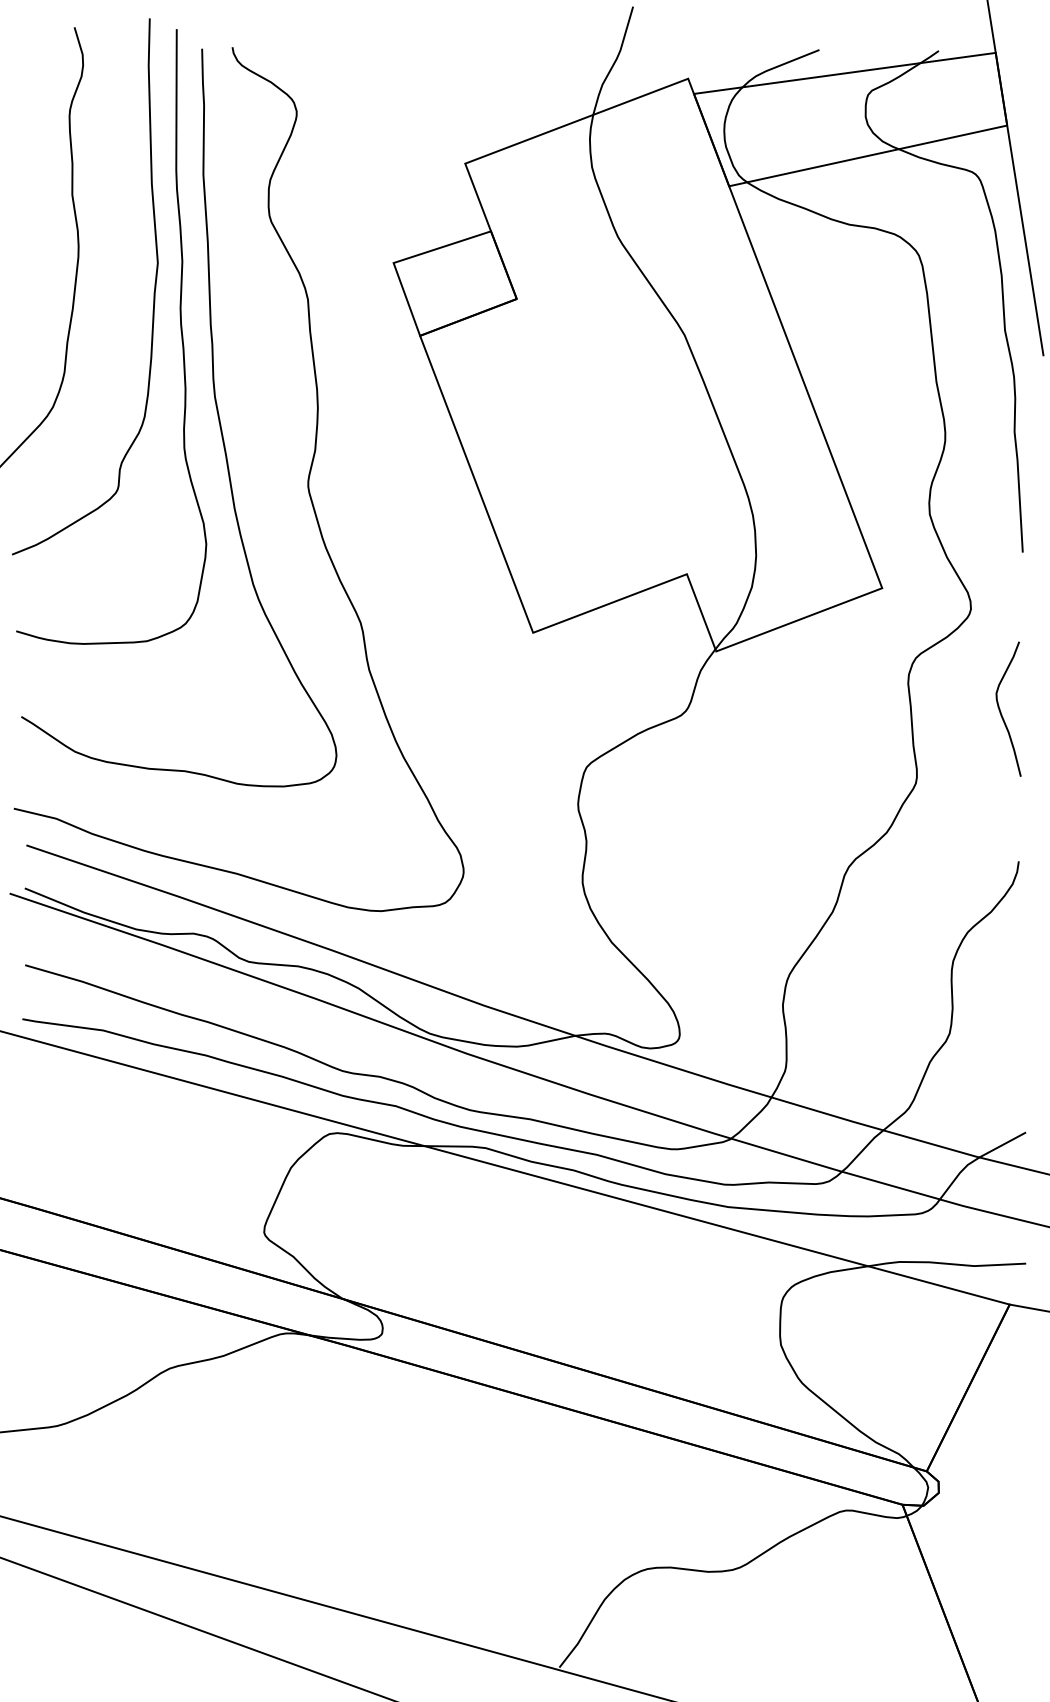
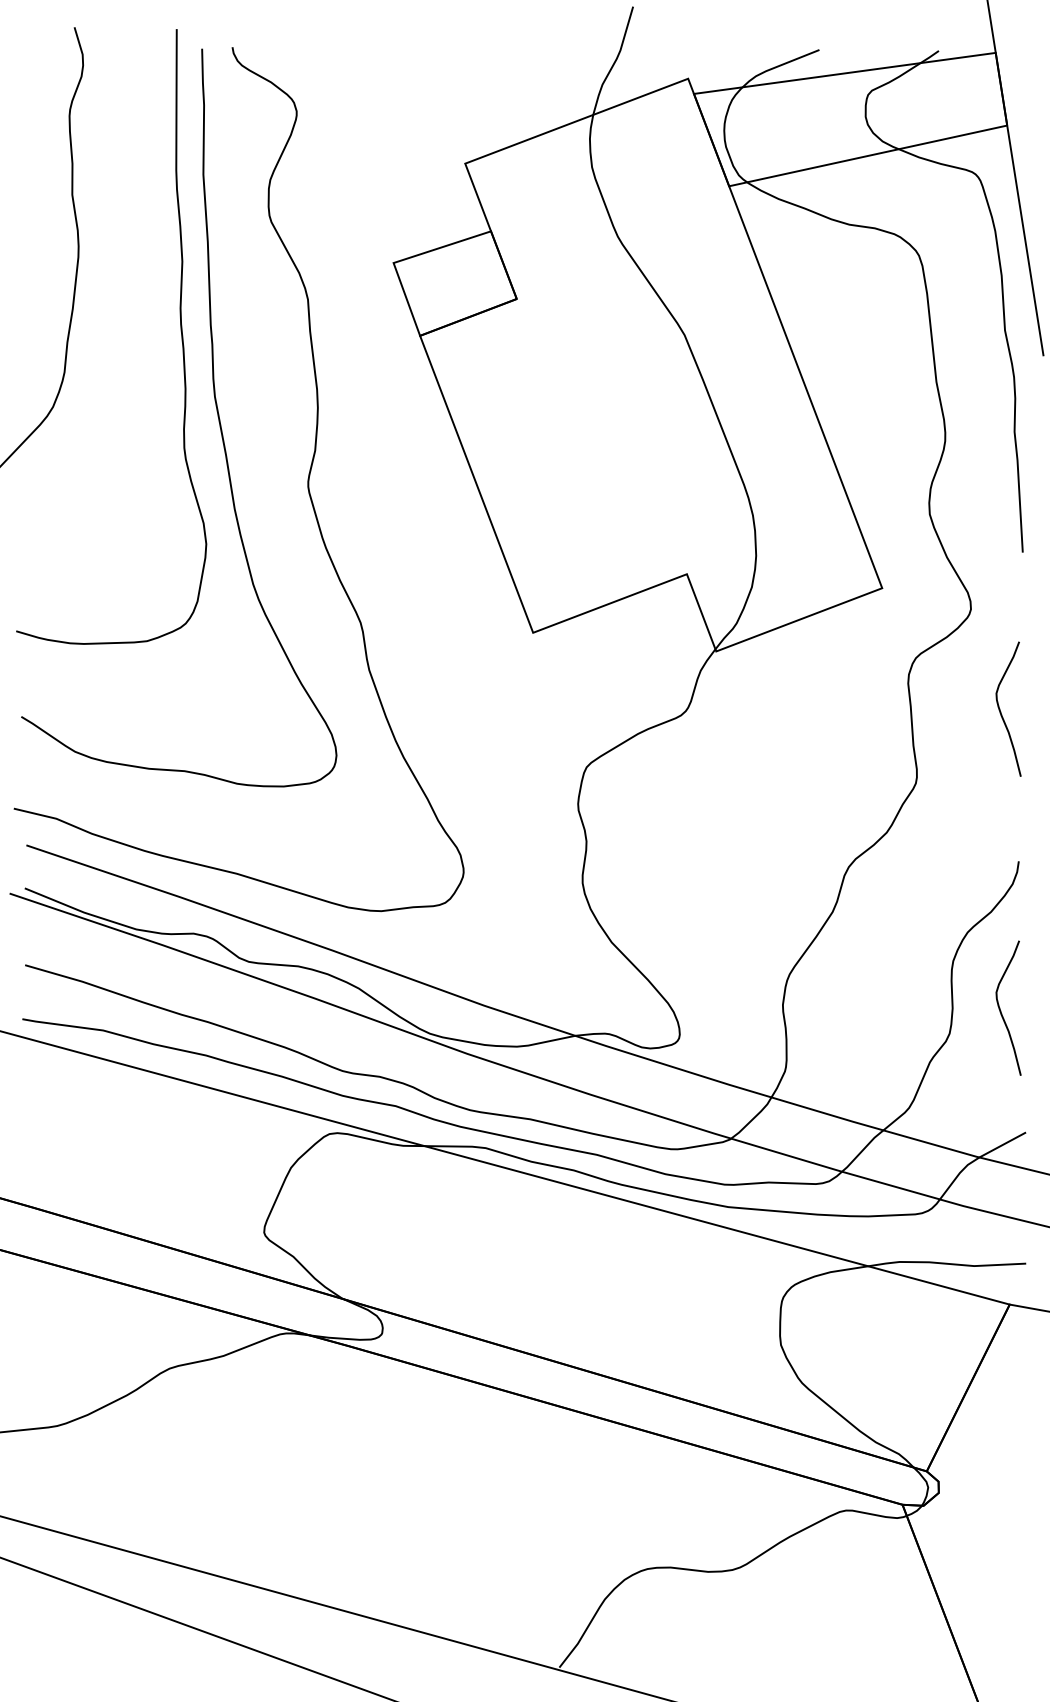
curve: present -> none (153, 292)
curve: none -> present (1001, 1010)
